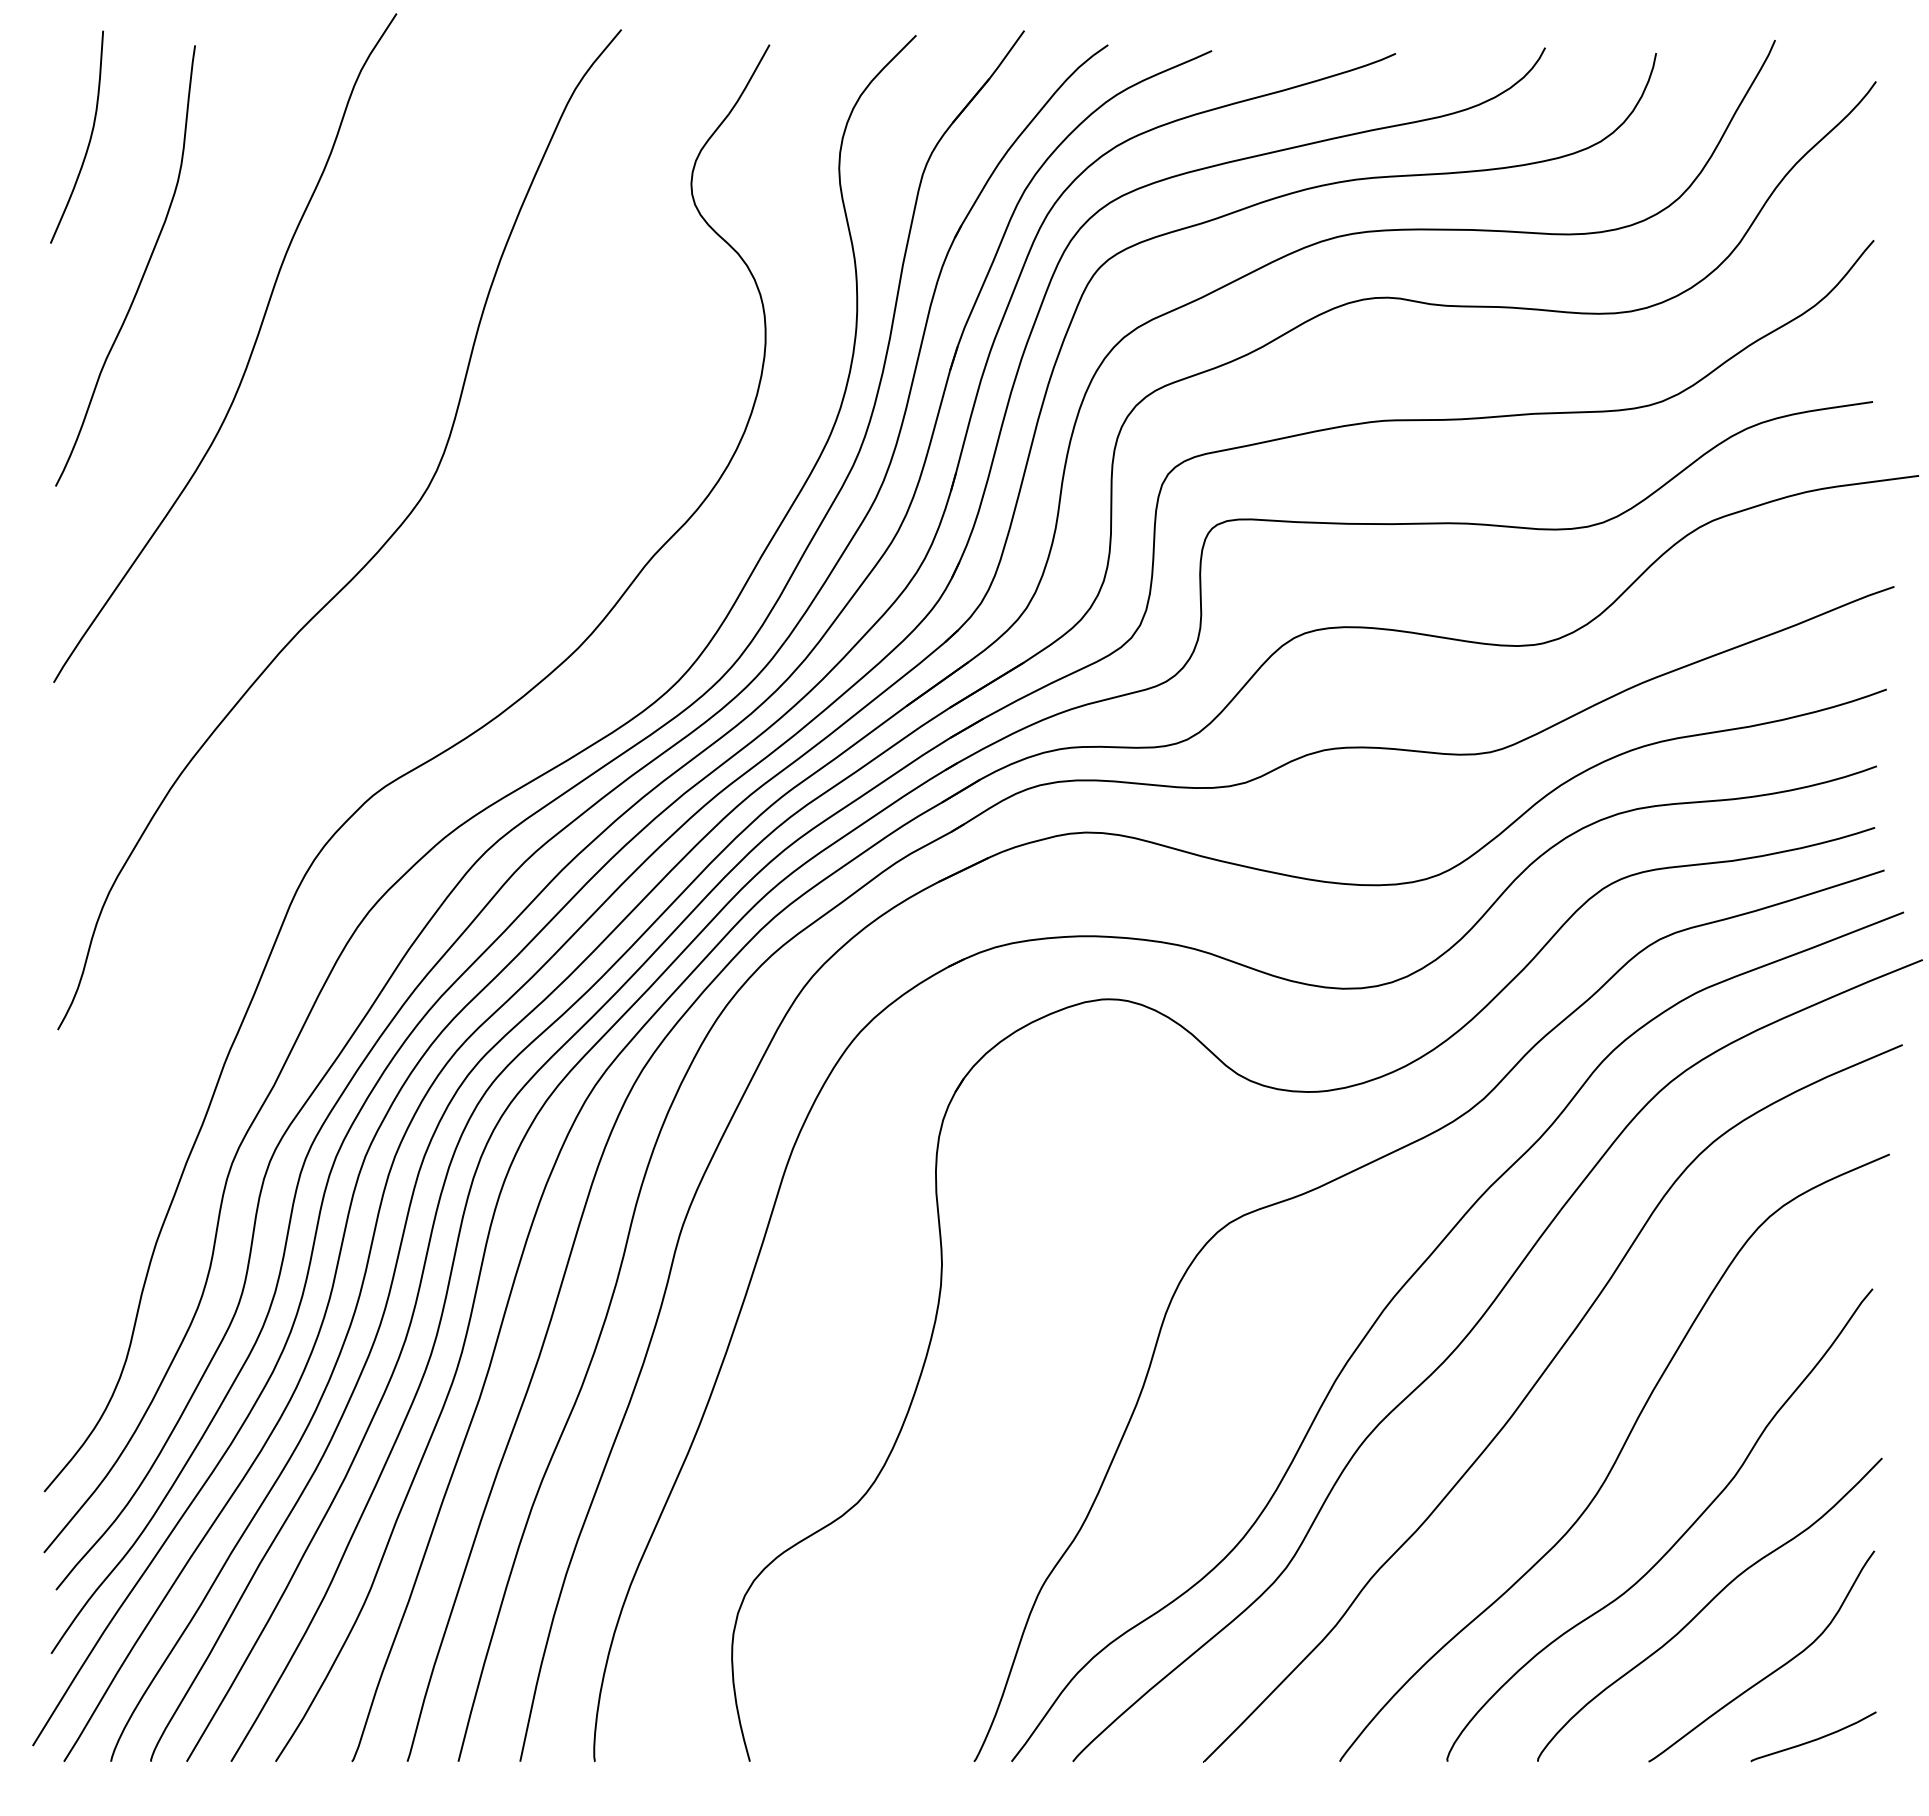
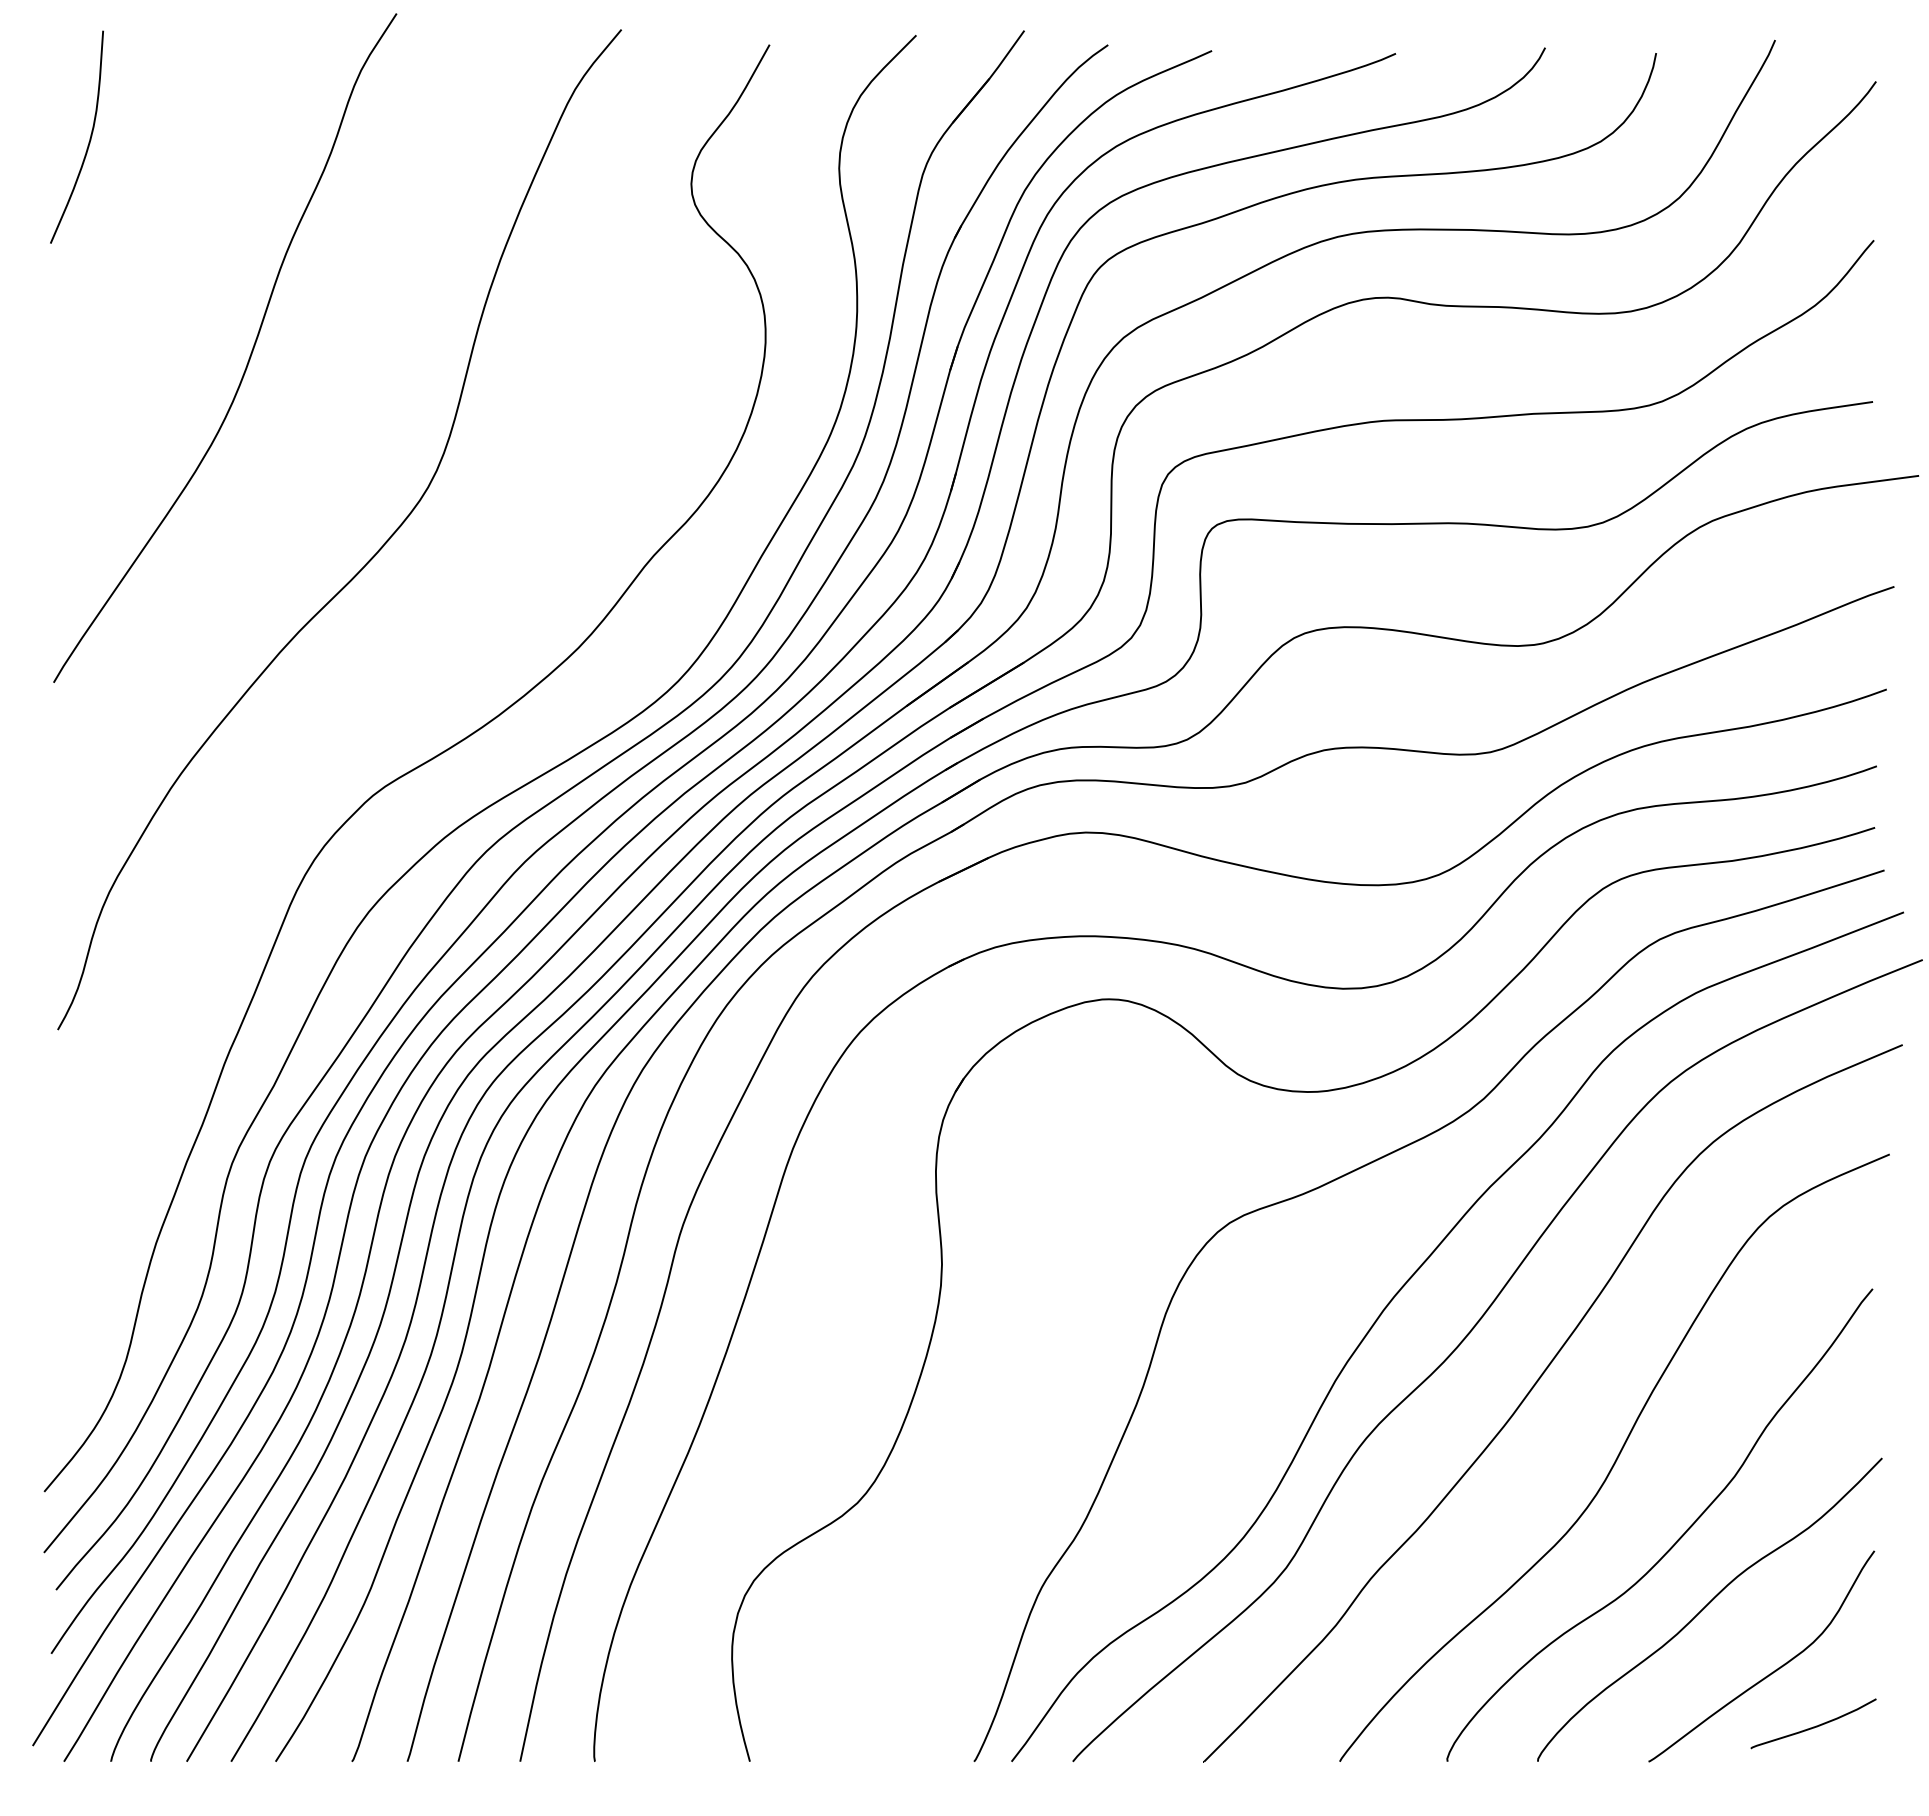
curve: present -> none (142, 274)
curve position: (1813, 1739) -> (1813, 1726) (1813, 1726)
